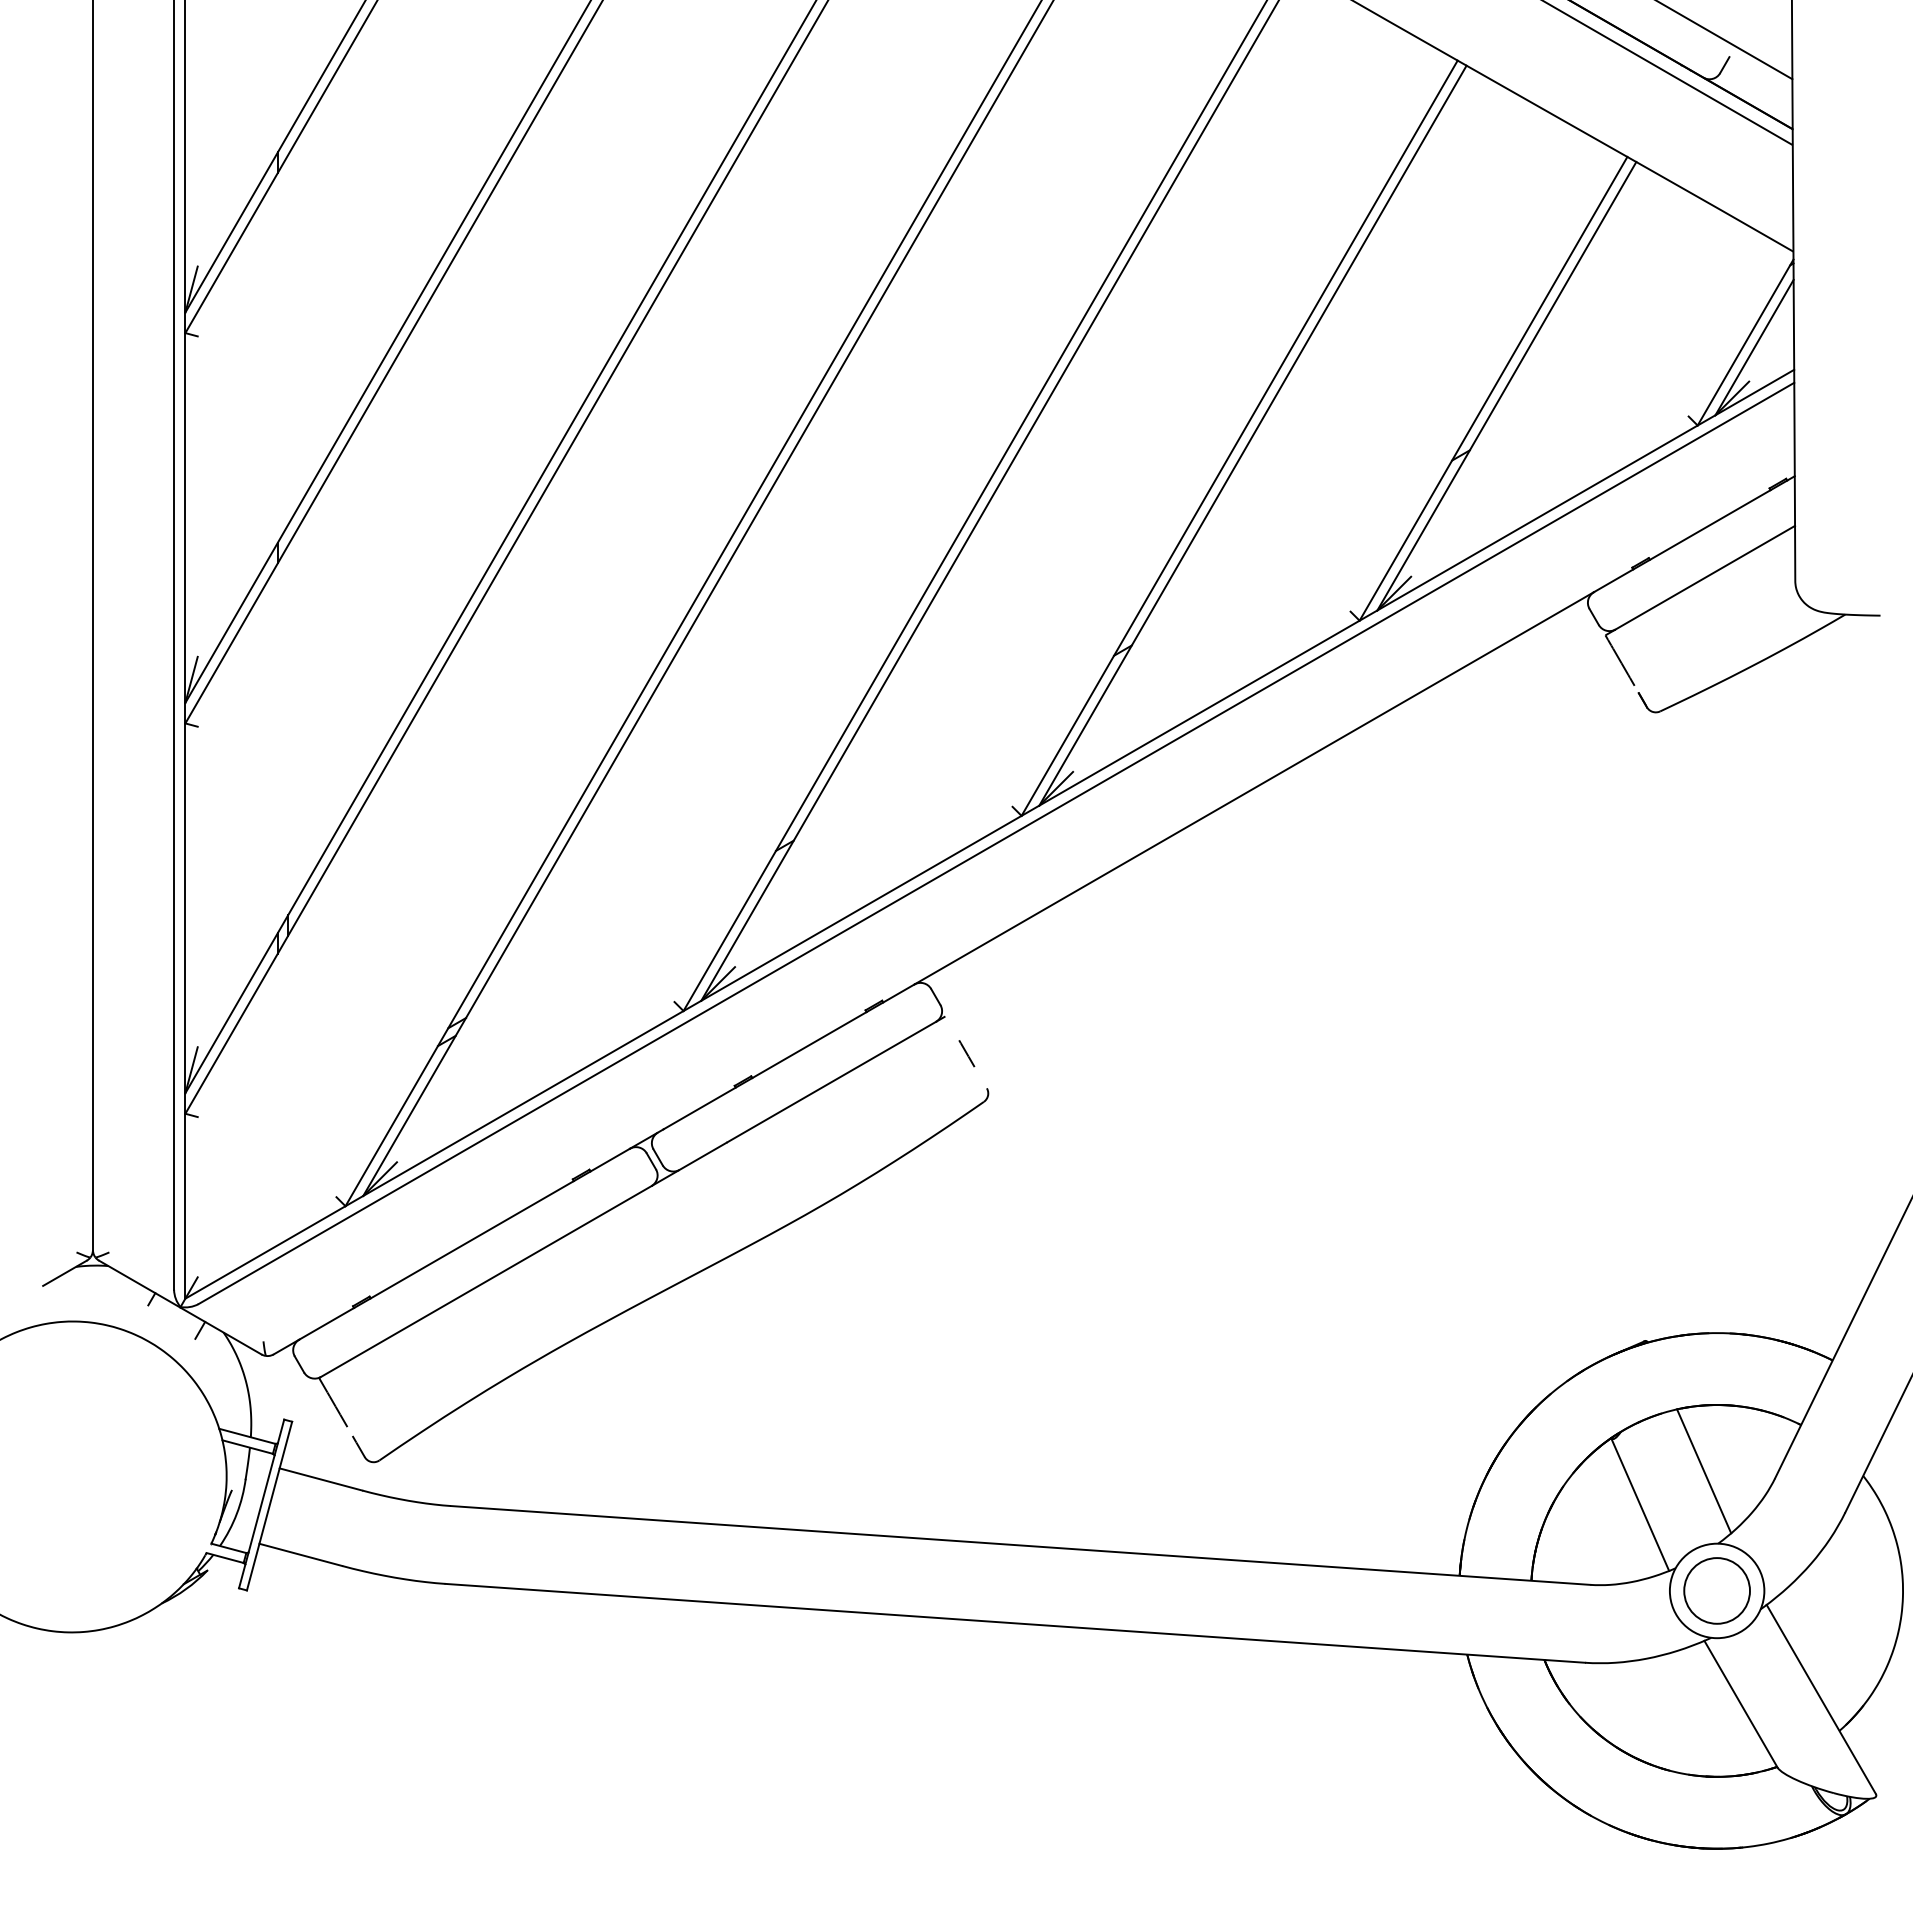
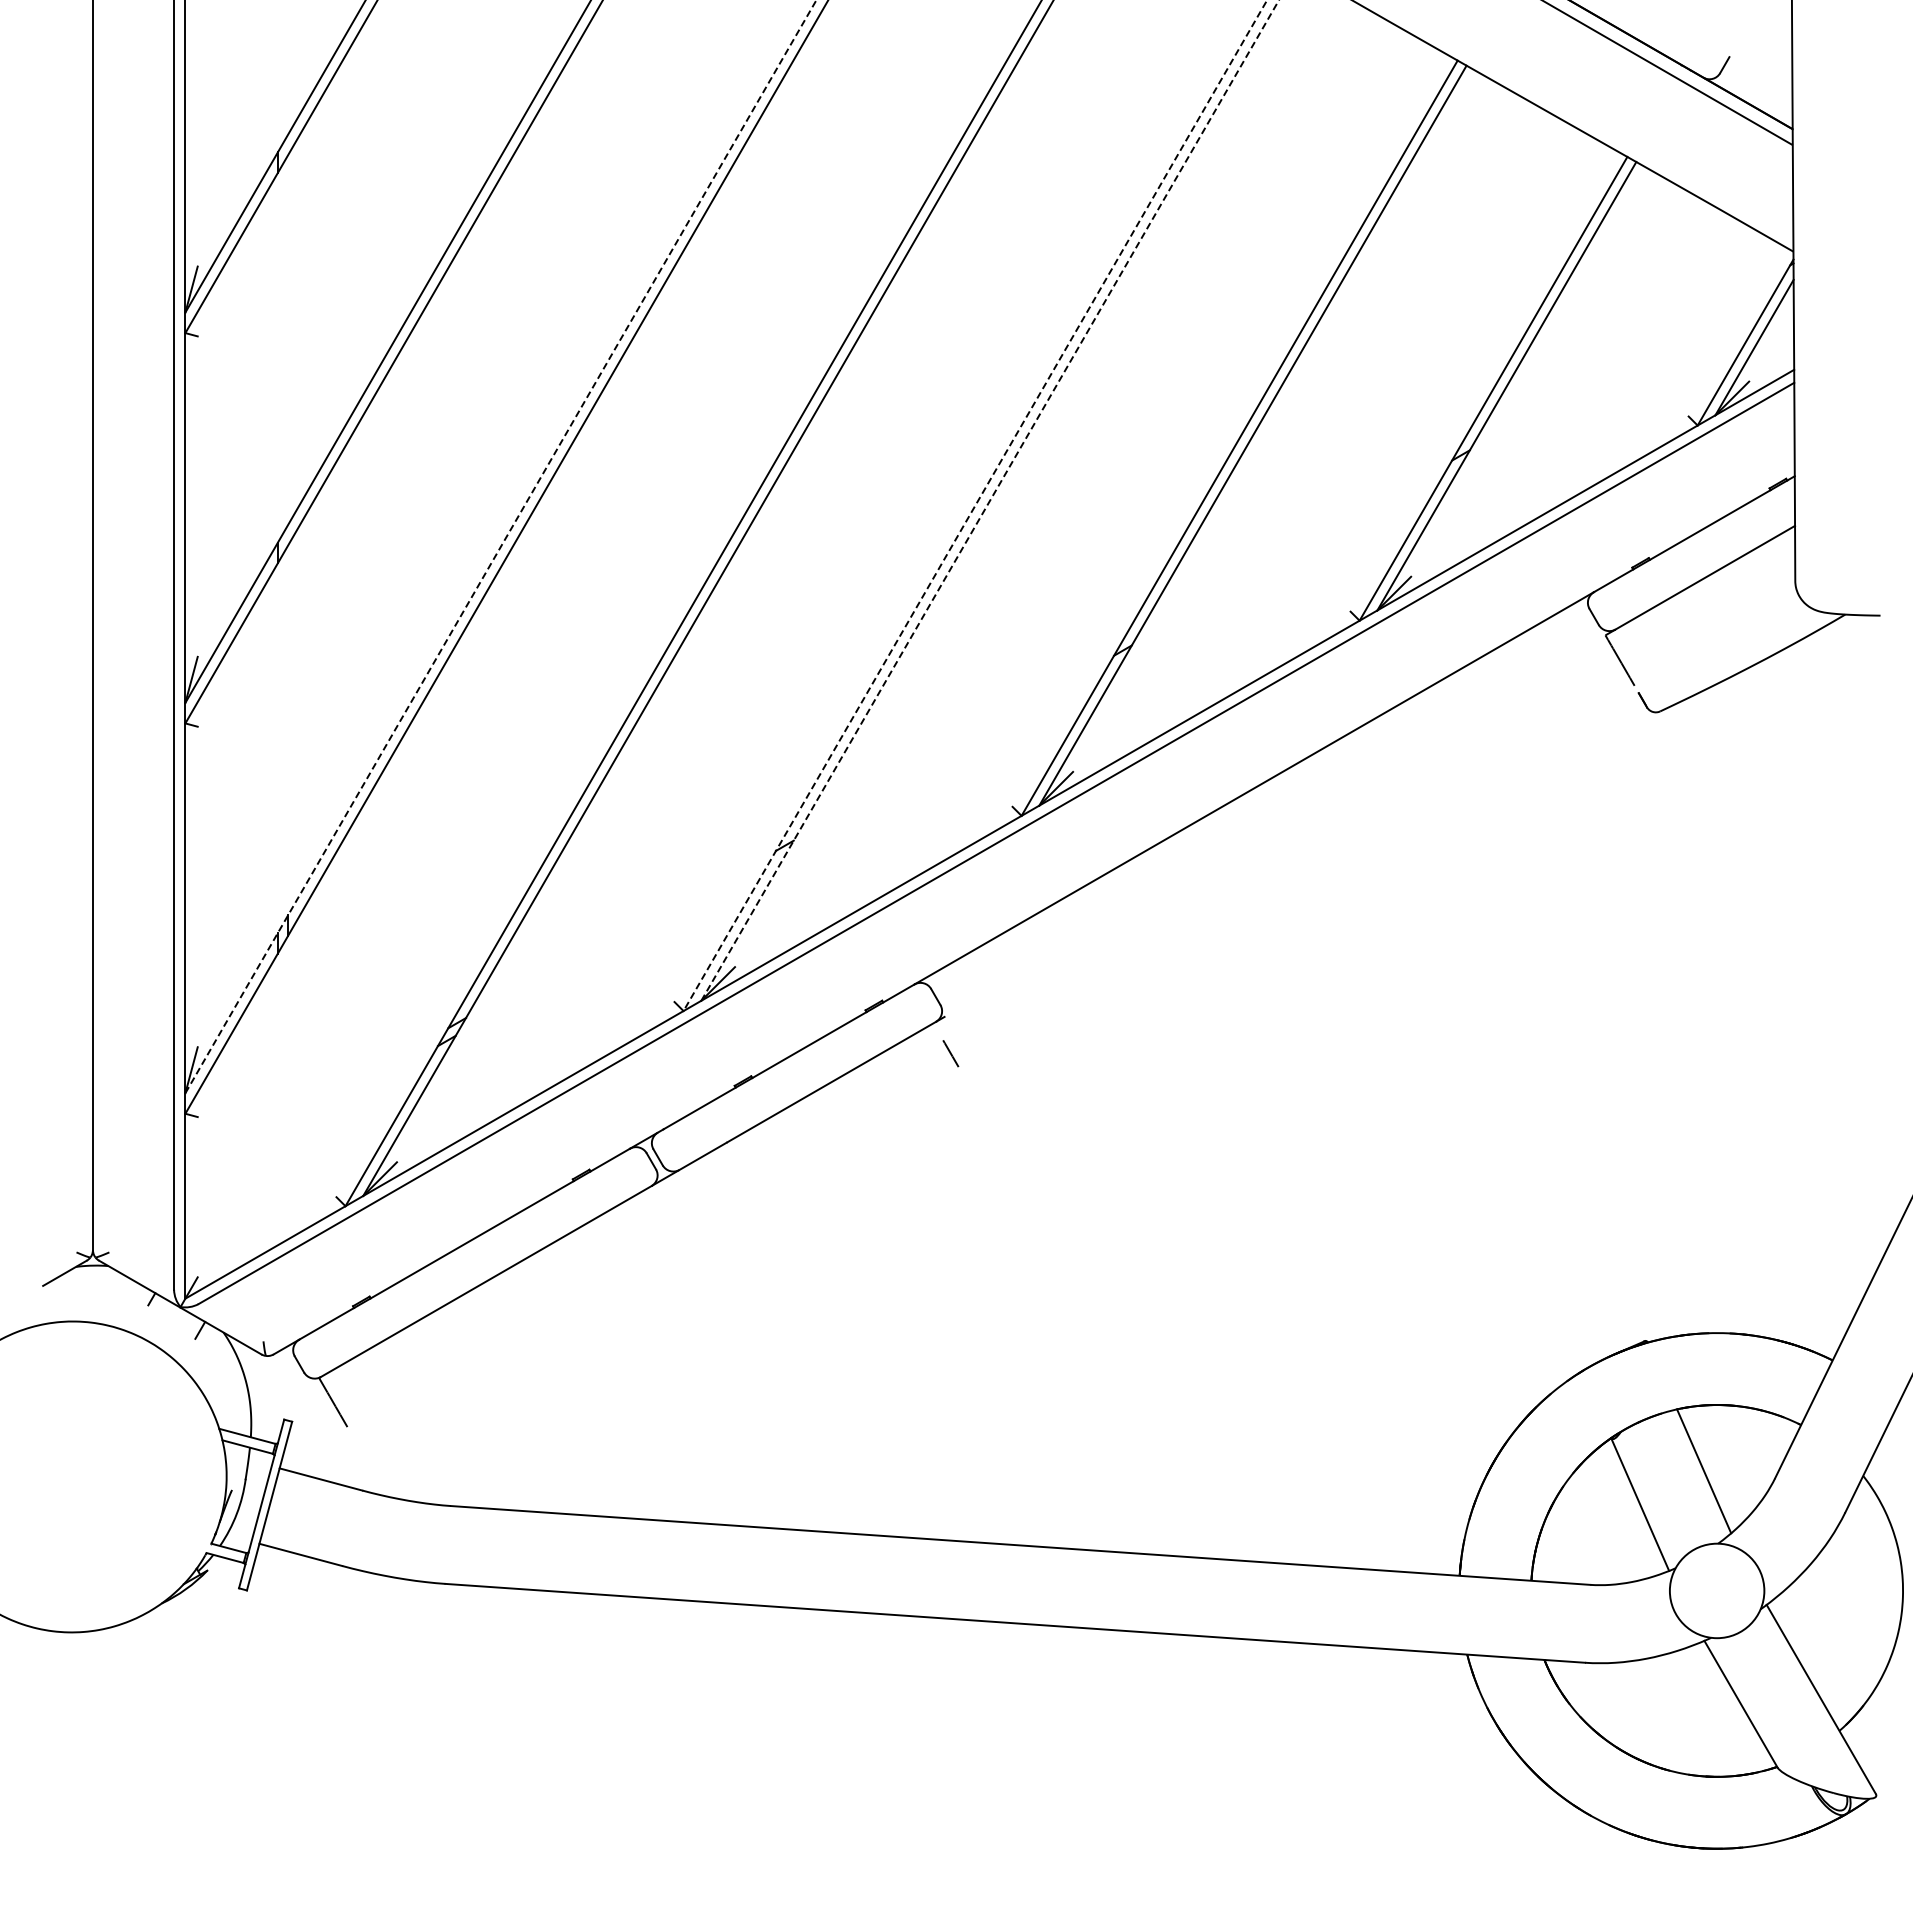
line: present -> none (1725, 40)
line: solid -> dashed (990, 500)
line: solid -> dashed (975, 505)
line: solid -> dashed (500, 546)
line position: (966, 1053) -> (950, 1053) (950, 1053)
part: present -> none (675, 1283)
circle: present -> none (1716, 1590)
